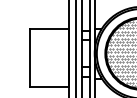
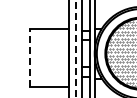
line: solid -> dashed (75, 49)
line: solid -> dashed (30, 57)
